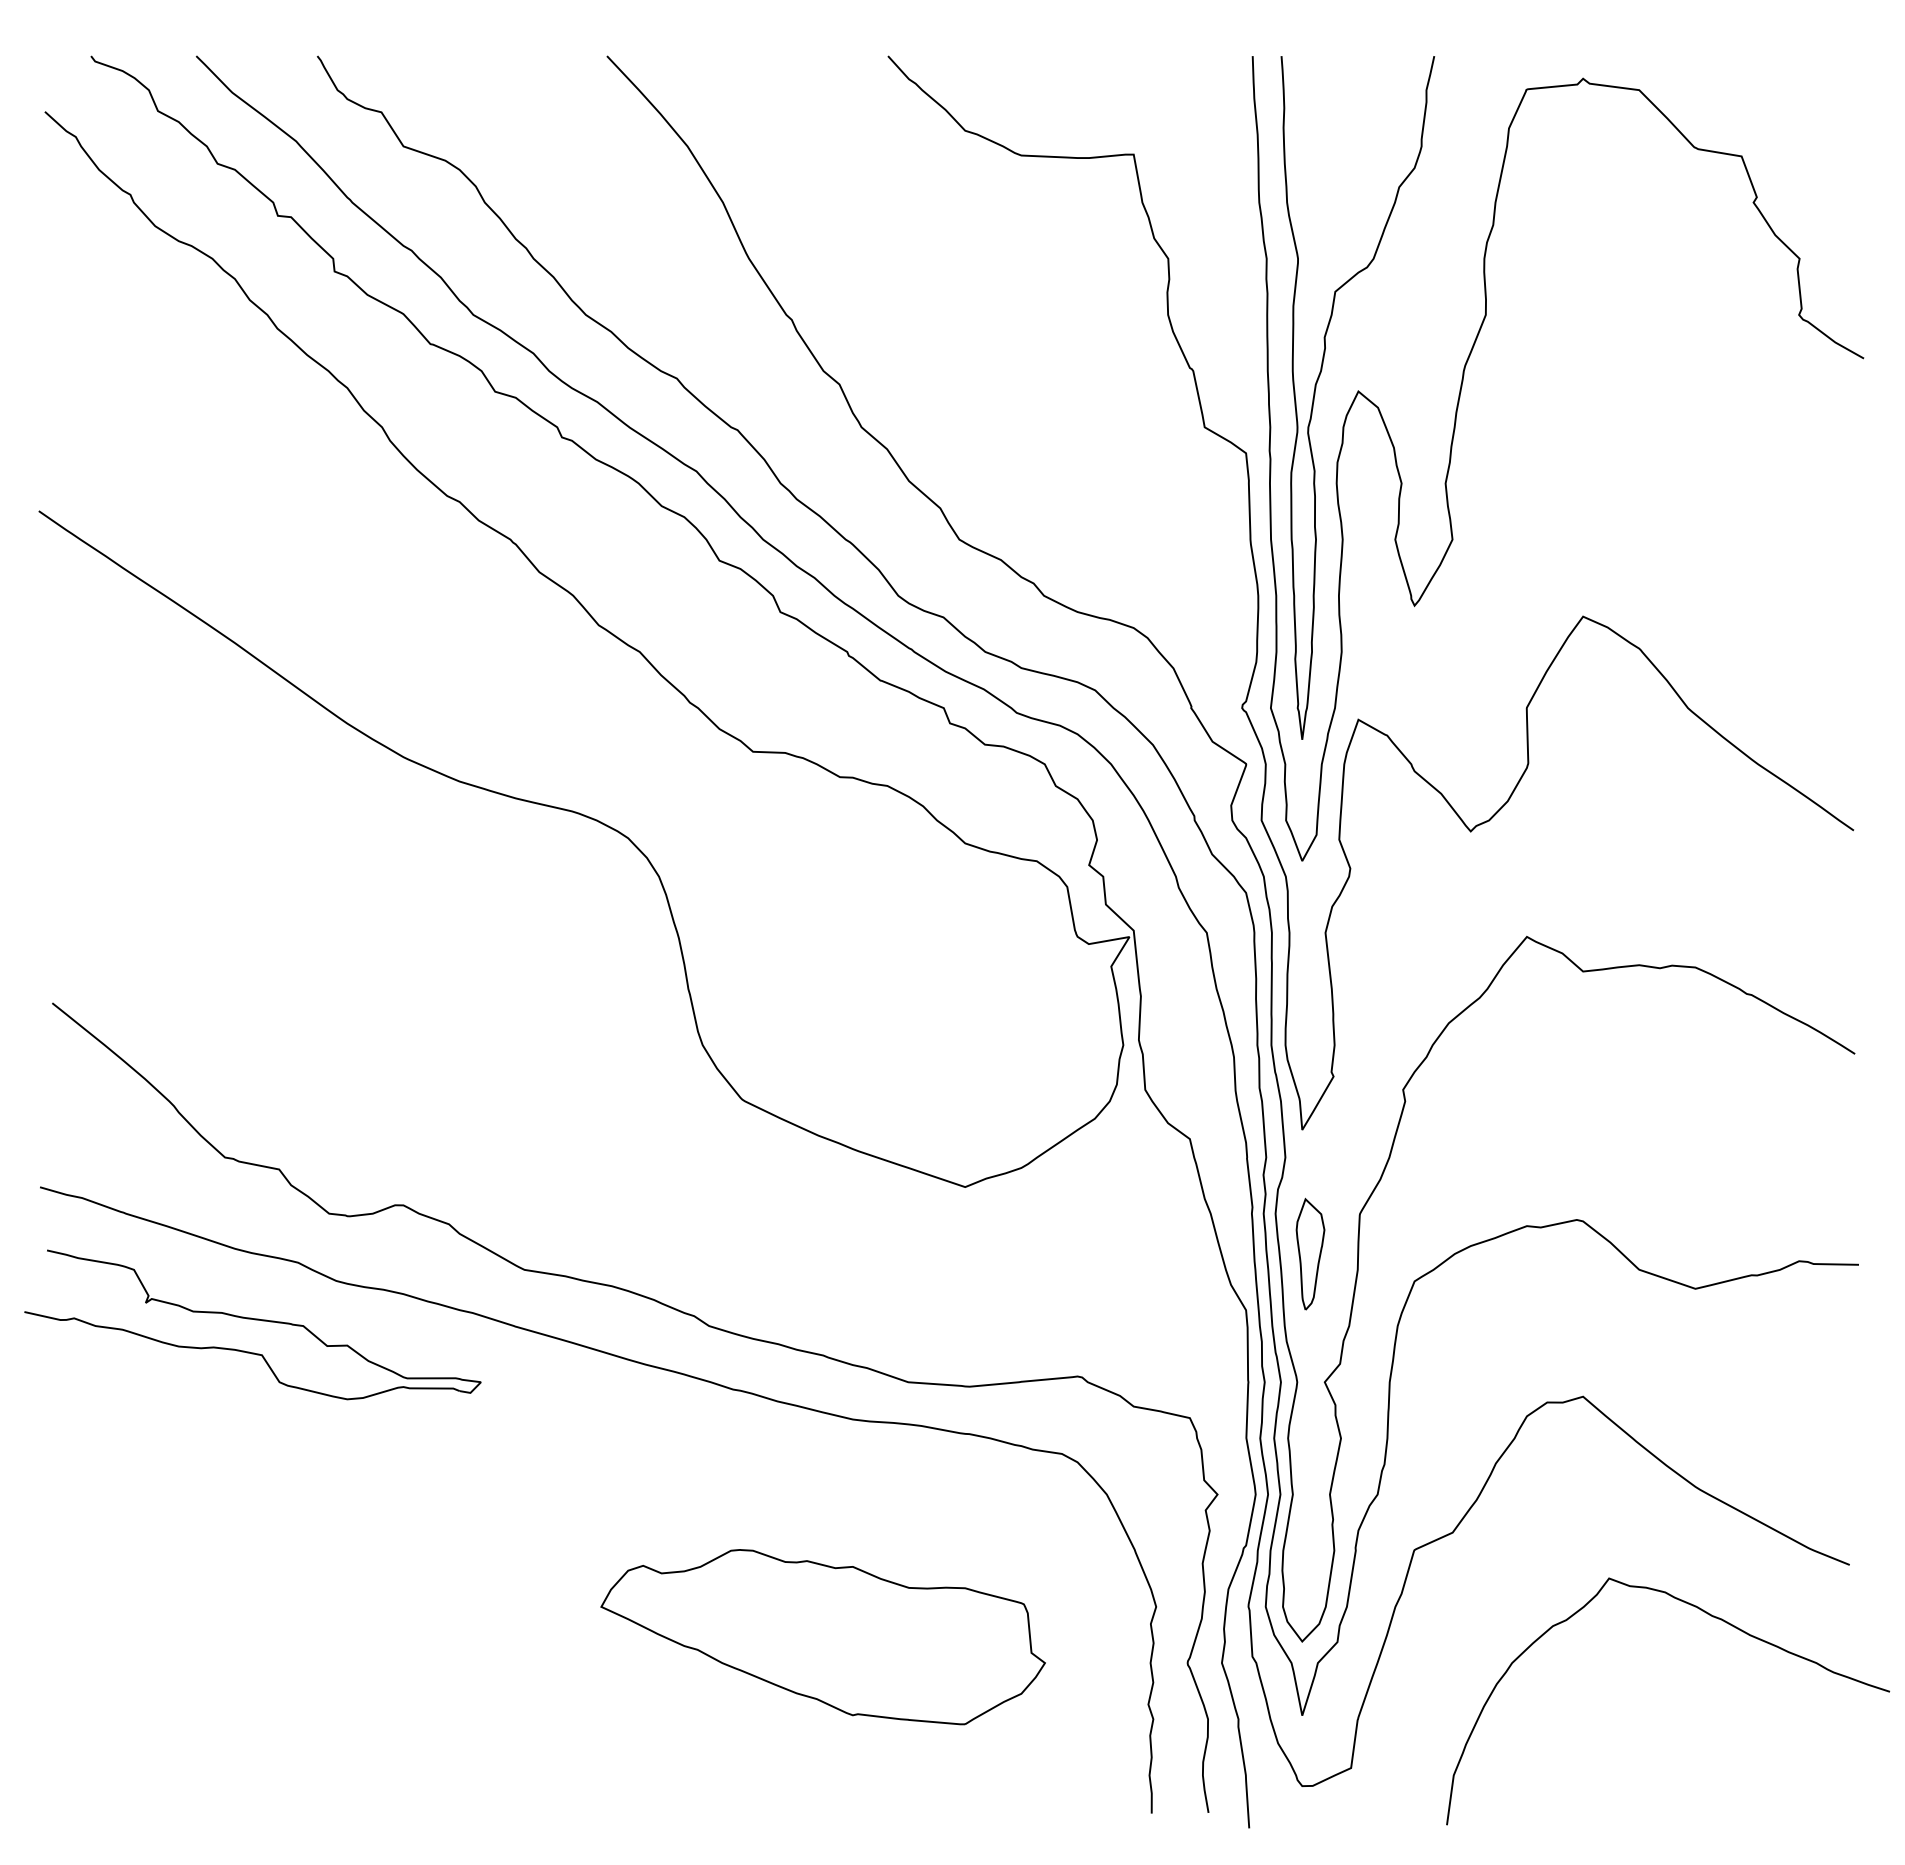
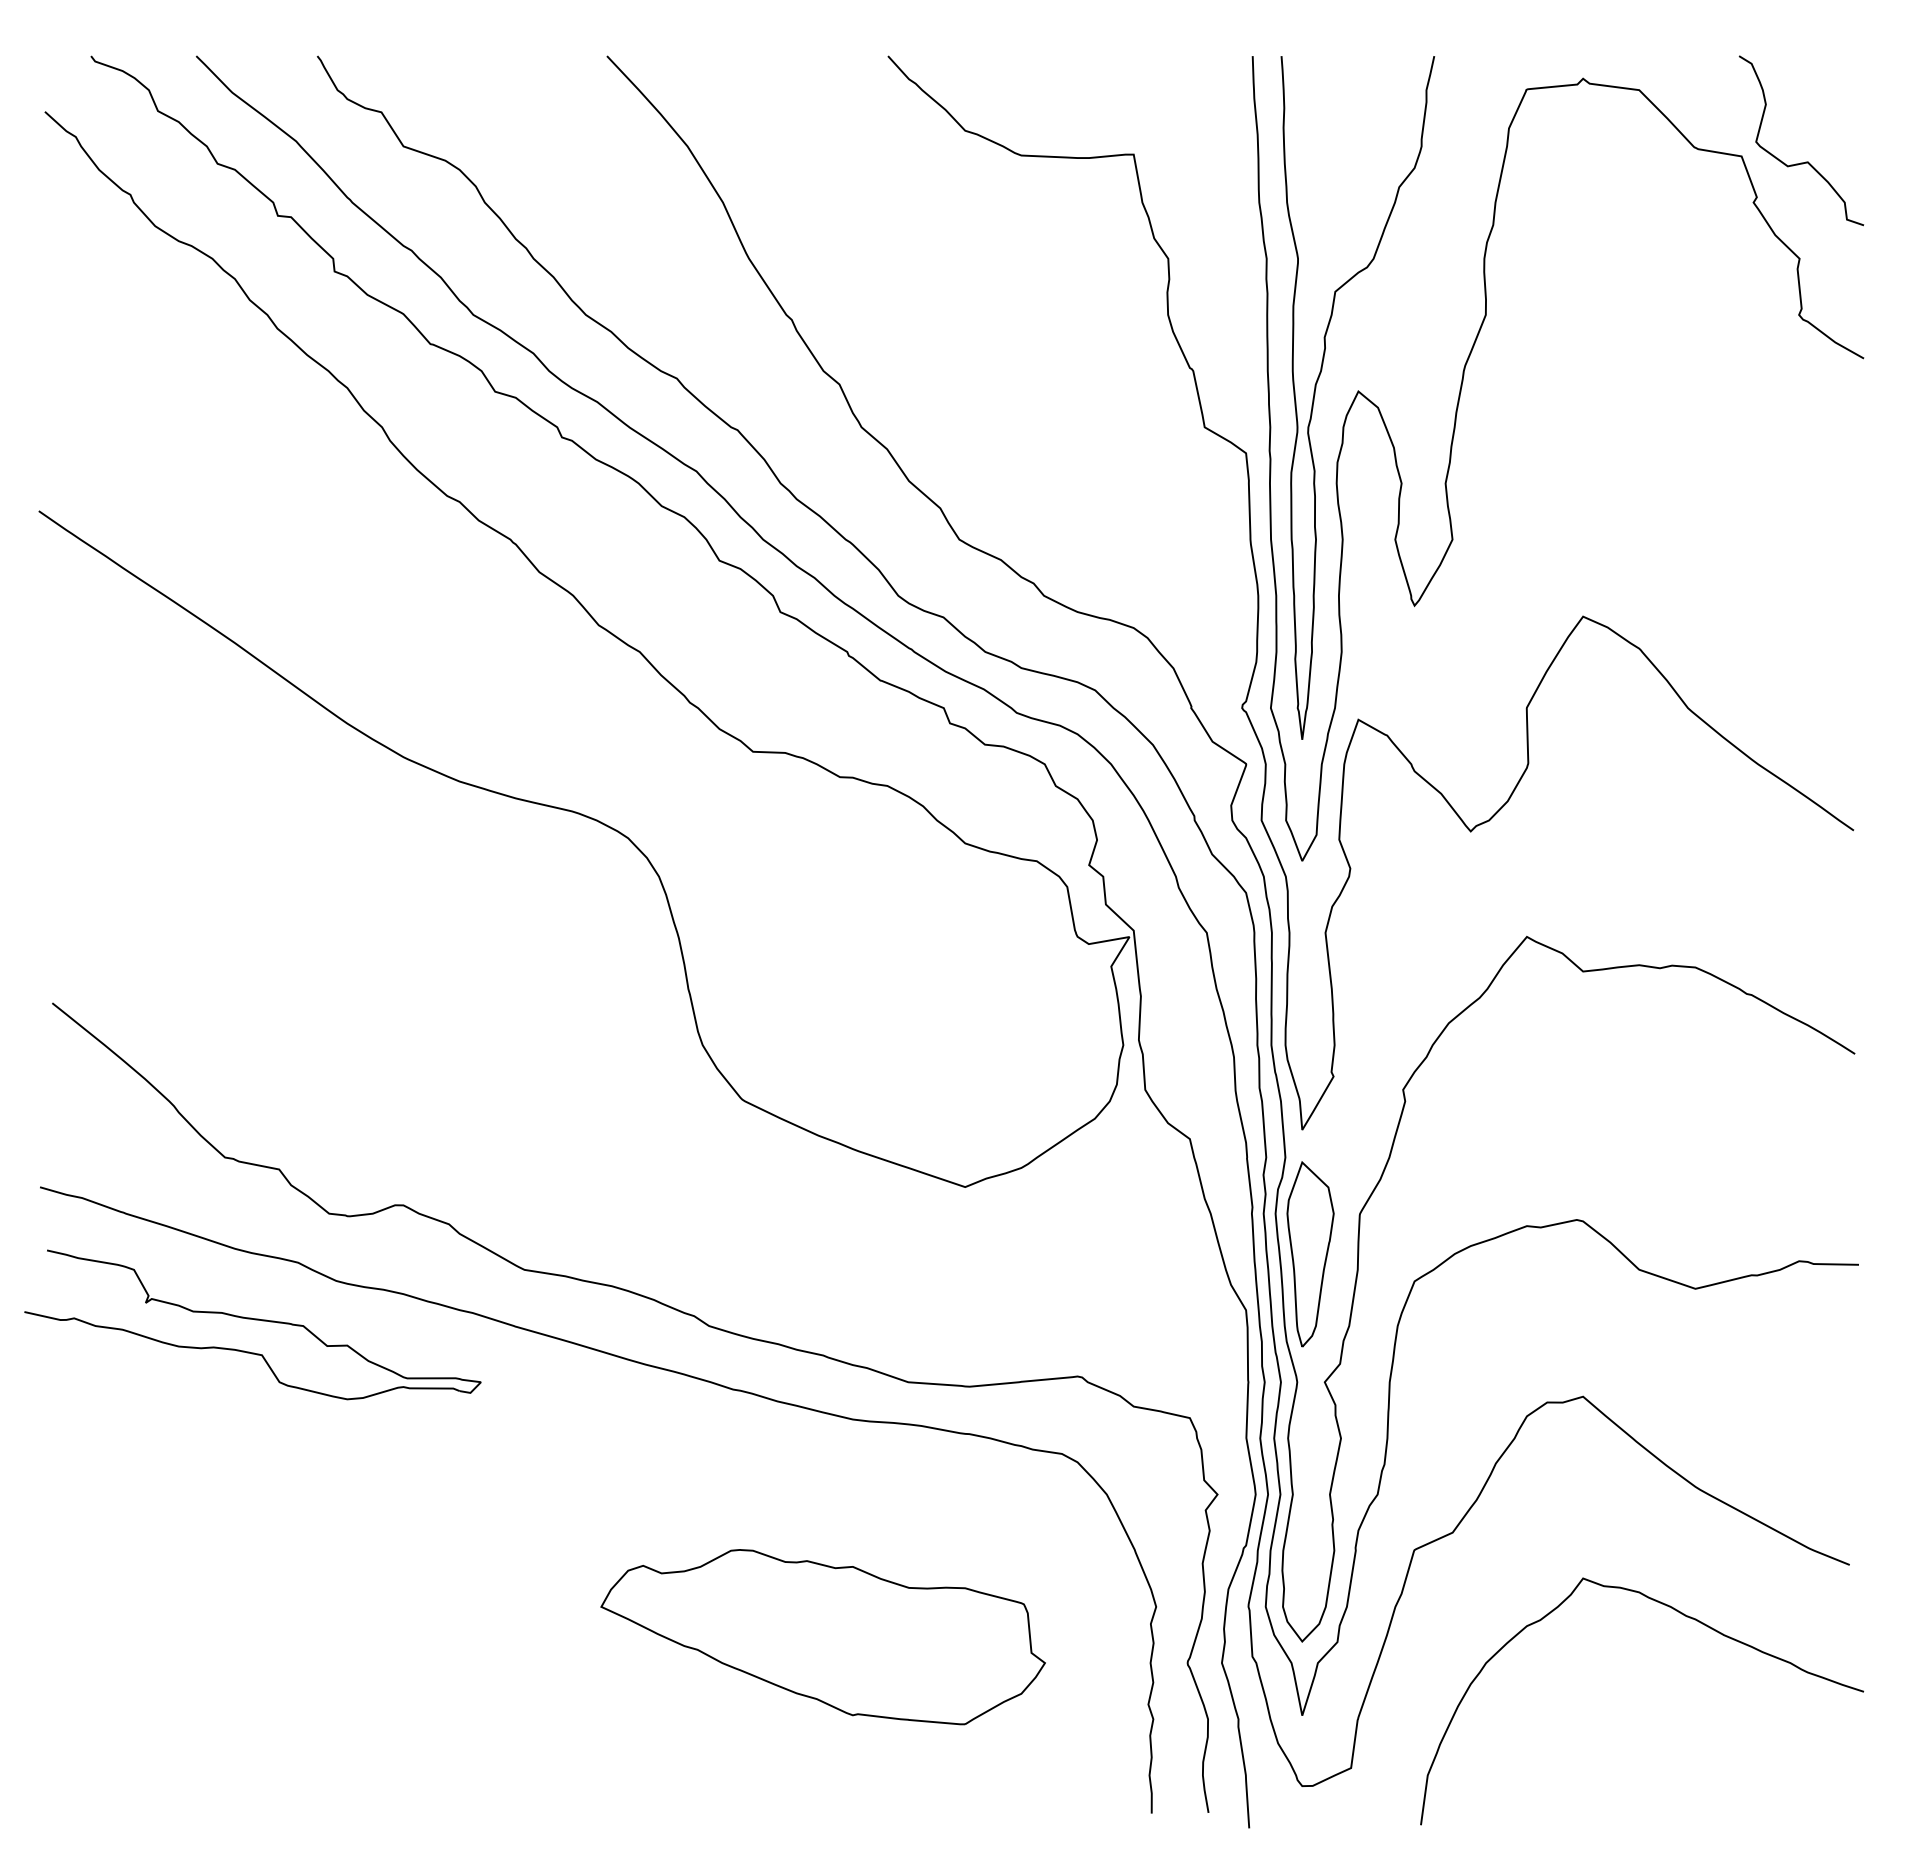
curve: none -> present (1805, 161)
part size: 31x114 px -> 49x187 px (1310, 1254)
curve position: (1711, 1616) -> (1685, 1616) (1685, 1616)
